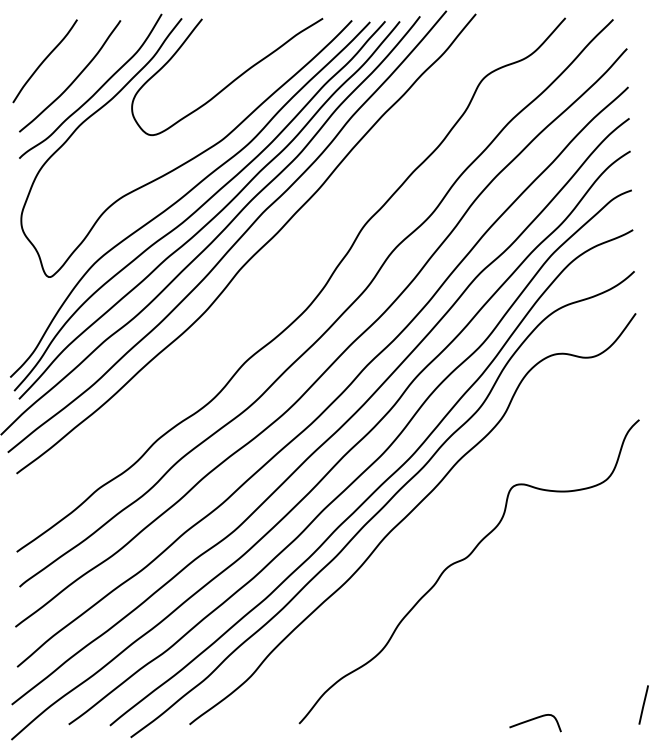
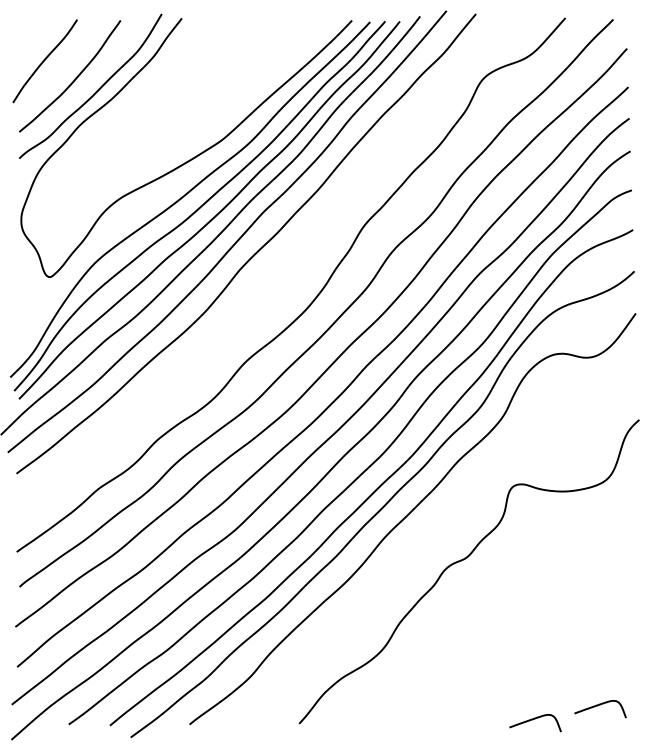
curve: present -> none (232, 80)
line: present -> none (643, 704)
curve: none -> present (600, 705)
